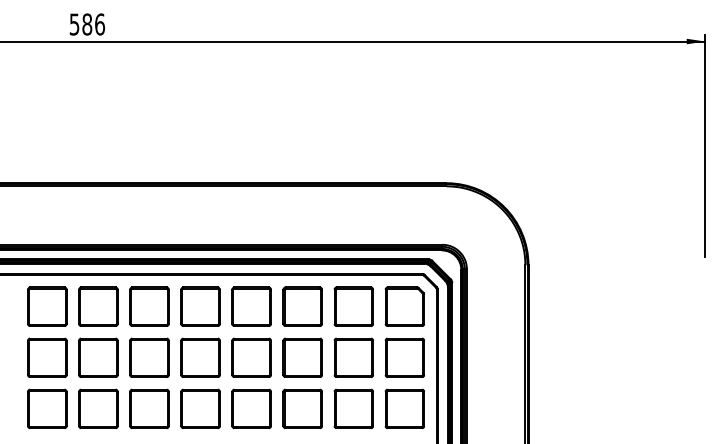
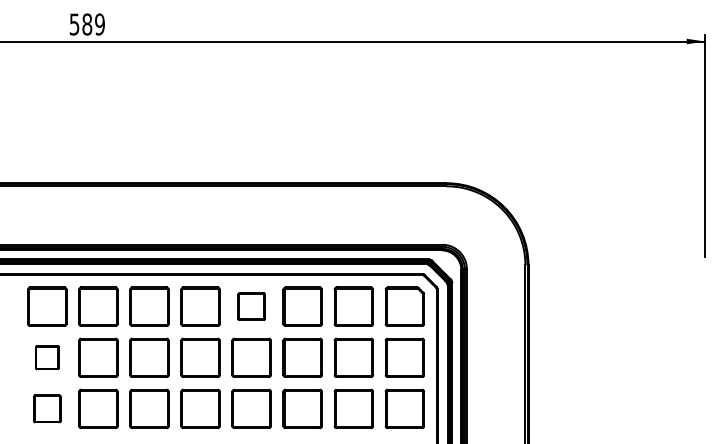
text: 586 -> 589 (100, 24)
part size: 41x41 px -> 29x29 px (251, 306)
part size: 41x41 px -> 25x26 px (47, 357)
part size: 41x42 px -> 29x30 px (47, 408)
